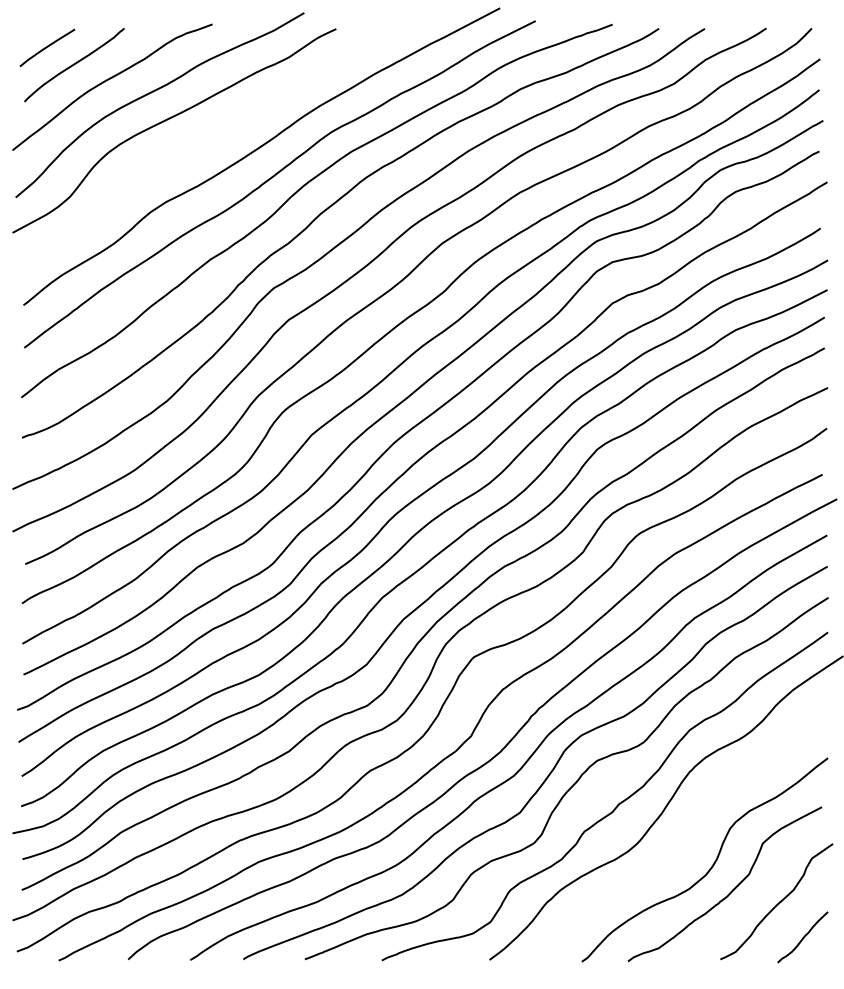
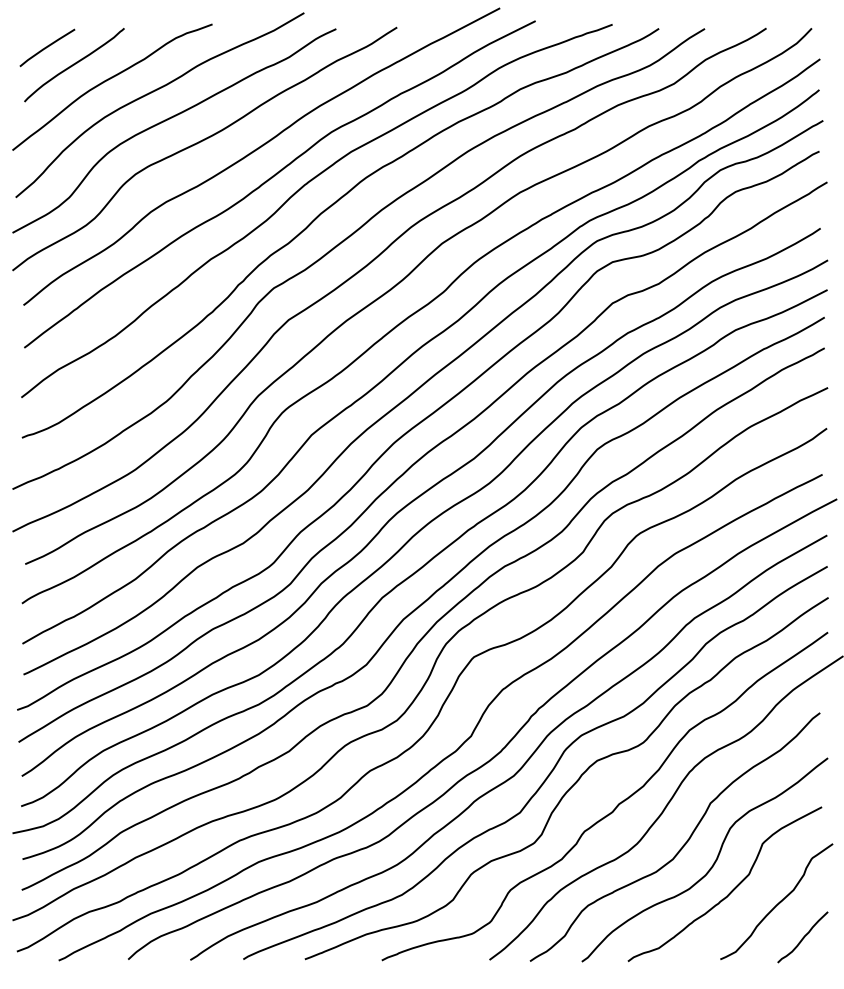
curve: none -> present (201, 142)
curve: none -> present (683, 844)
